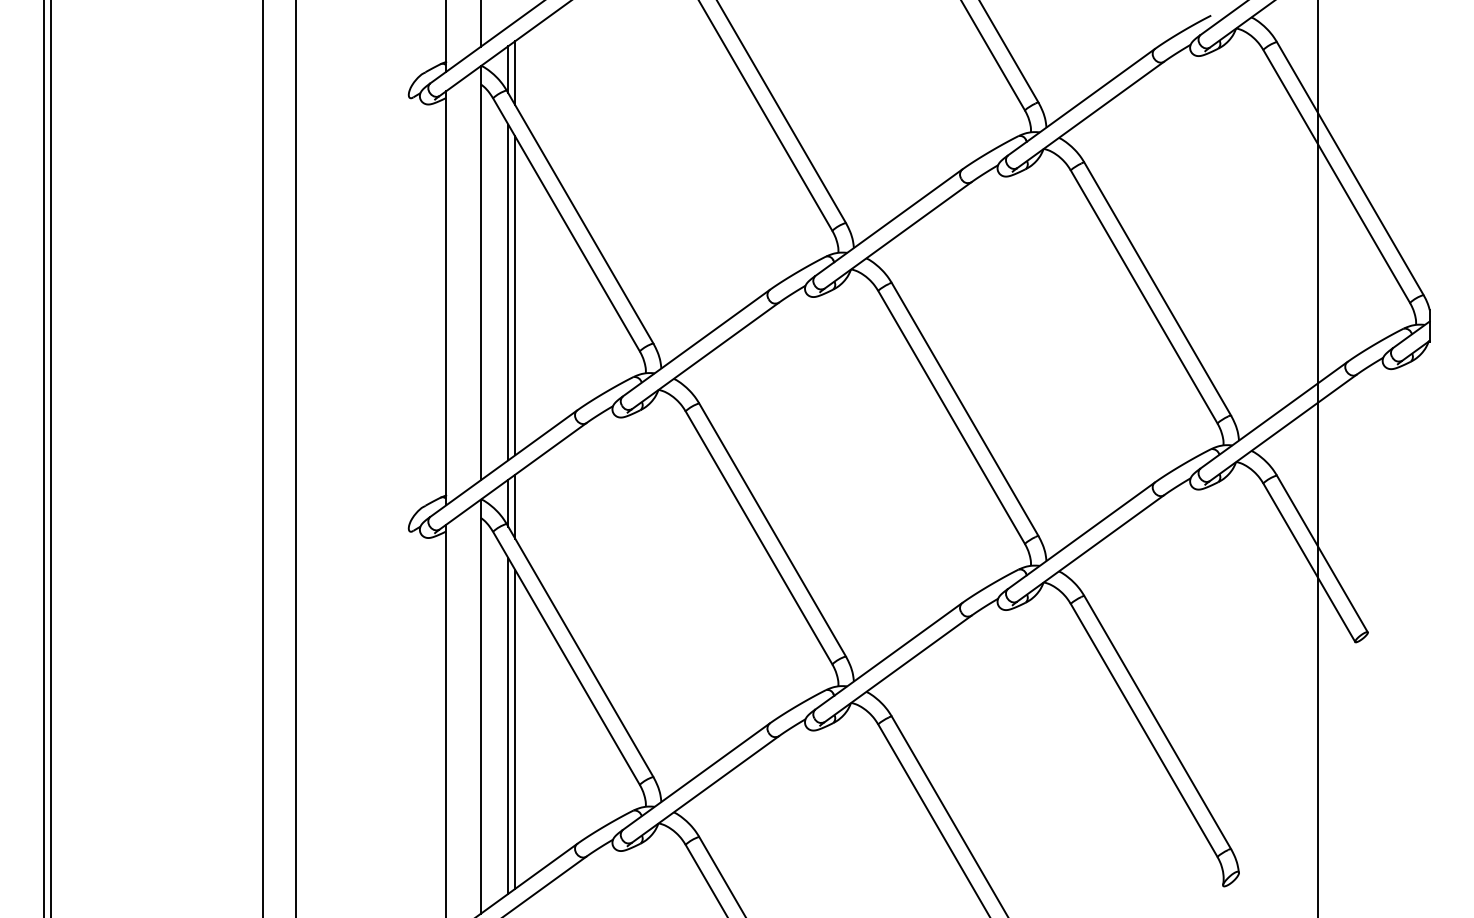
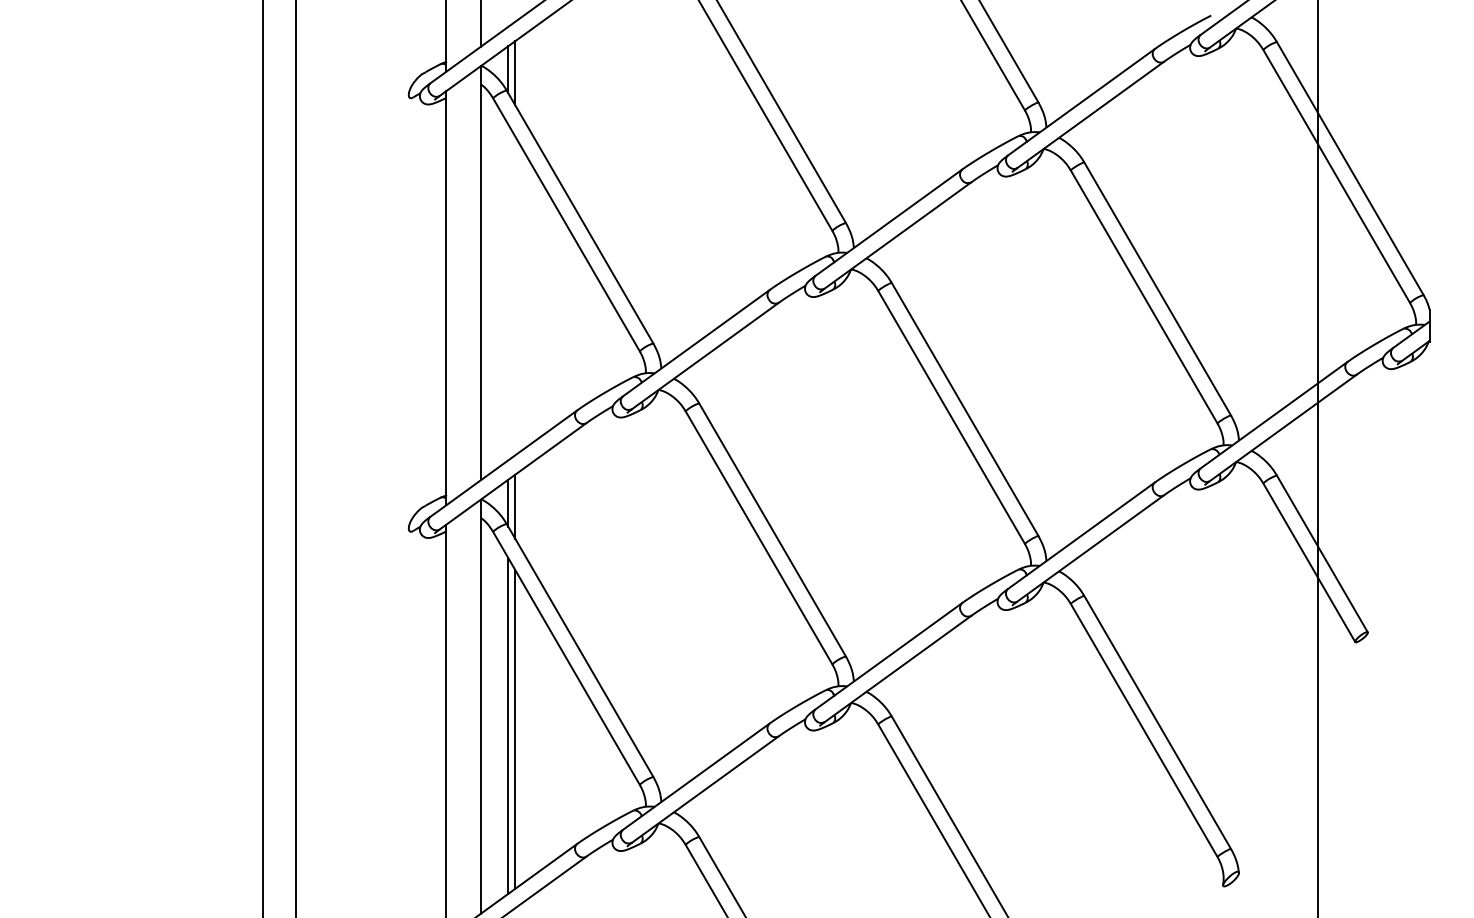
line: present -> none (508, 292)
line: present -> none (515, 295)
line: present -> none (44, 458)
line: present -> none (50, 458)
